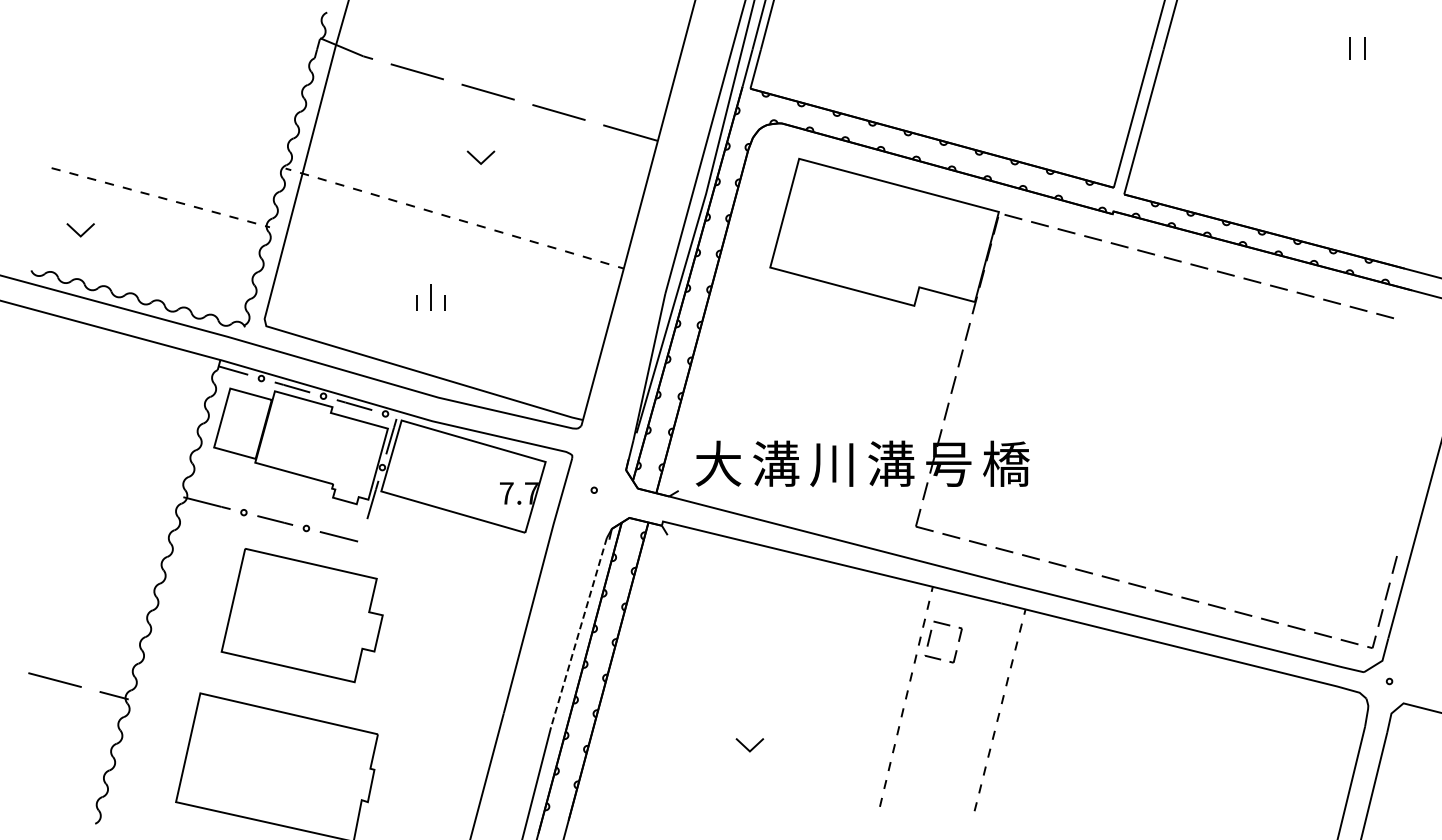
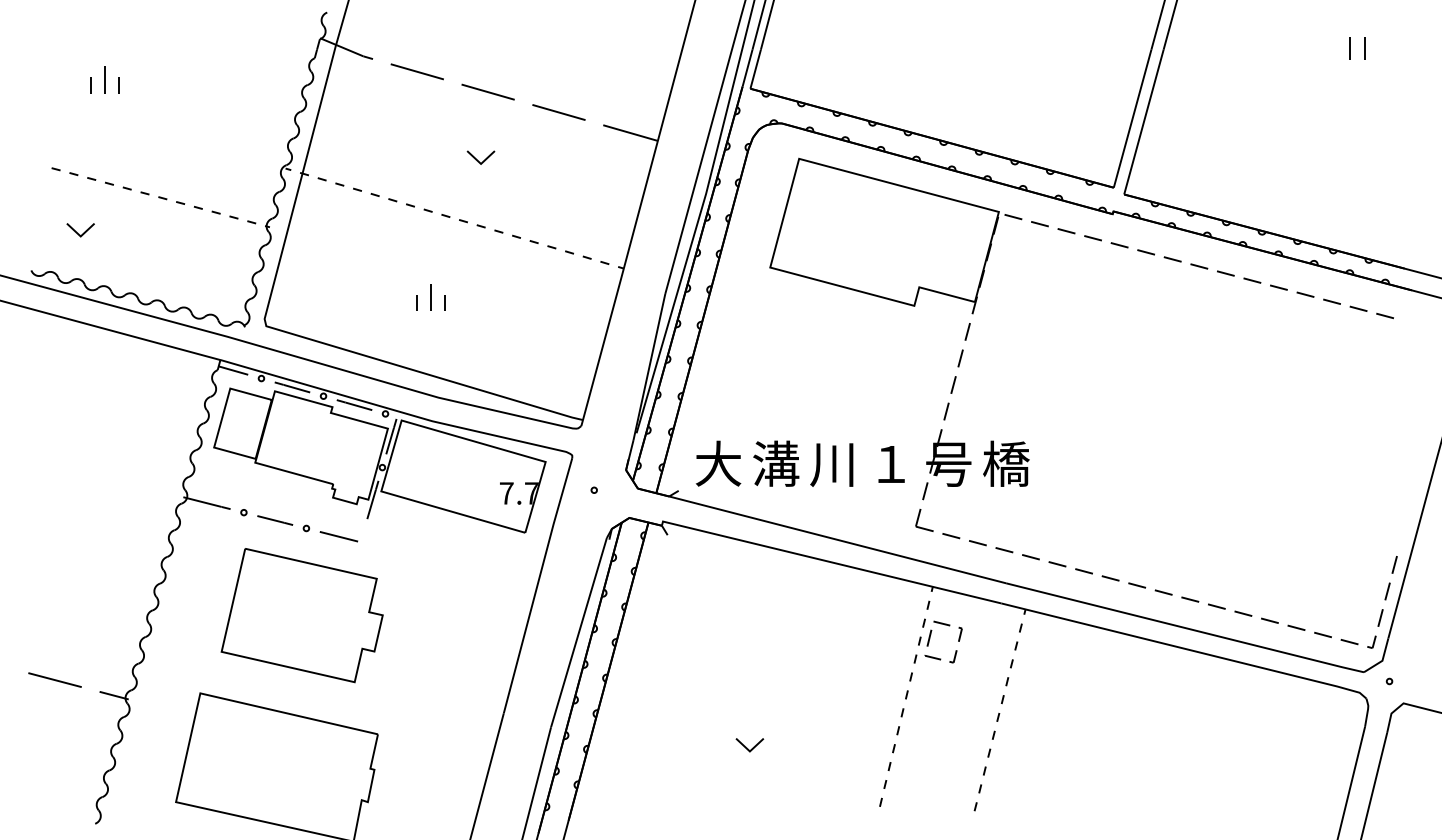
part: none -> present (104, 79)
text: 溝 -> １ (891, 463)
line: dashed -> solid (578, 632)
